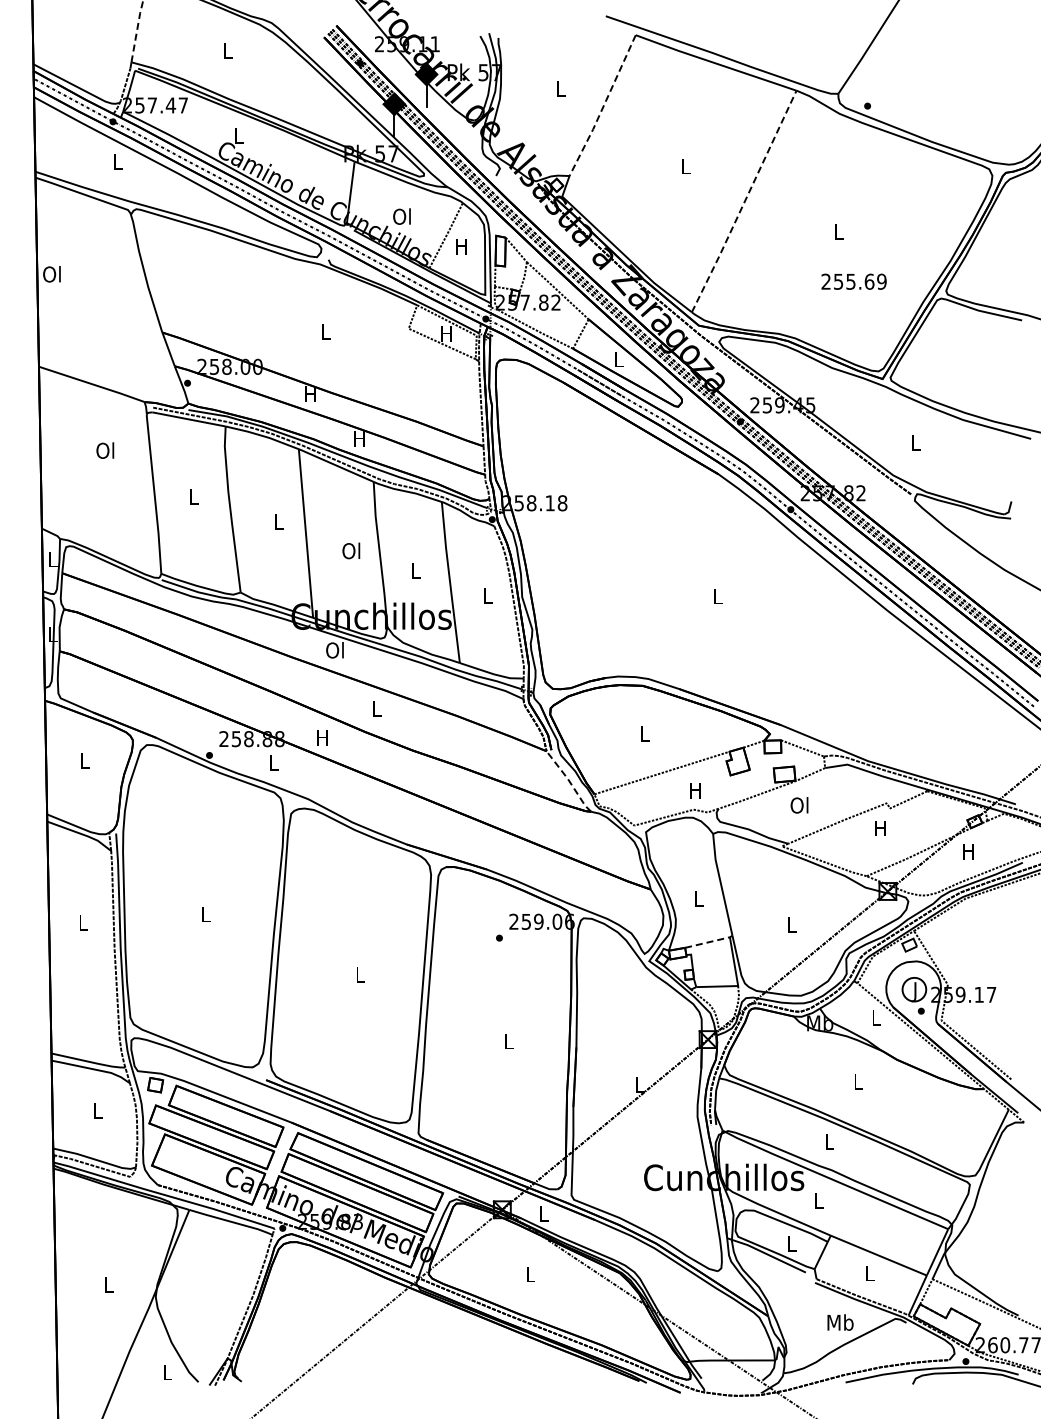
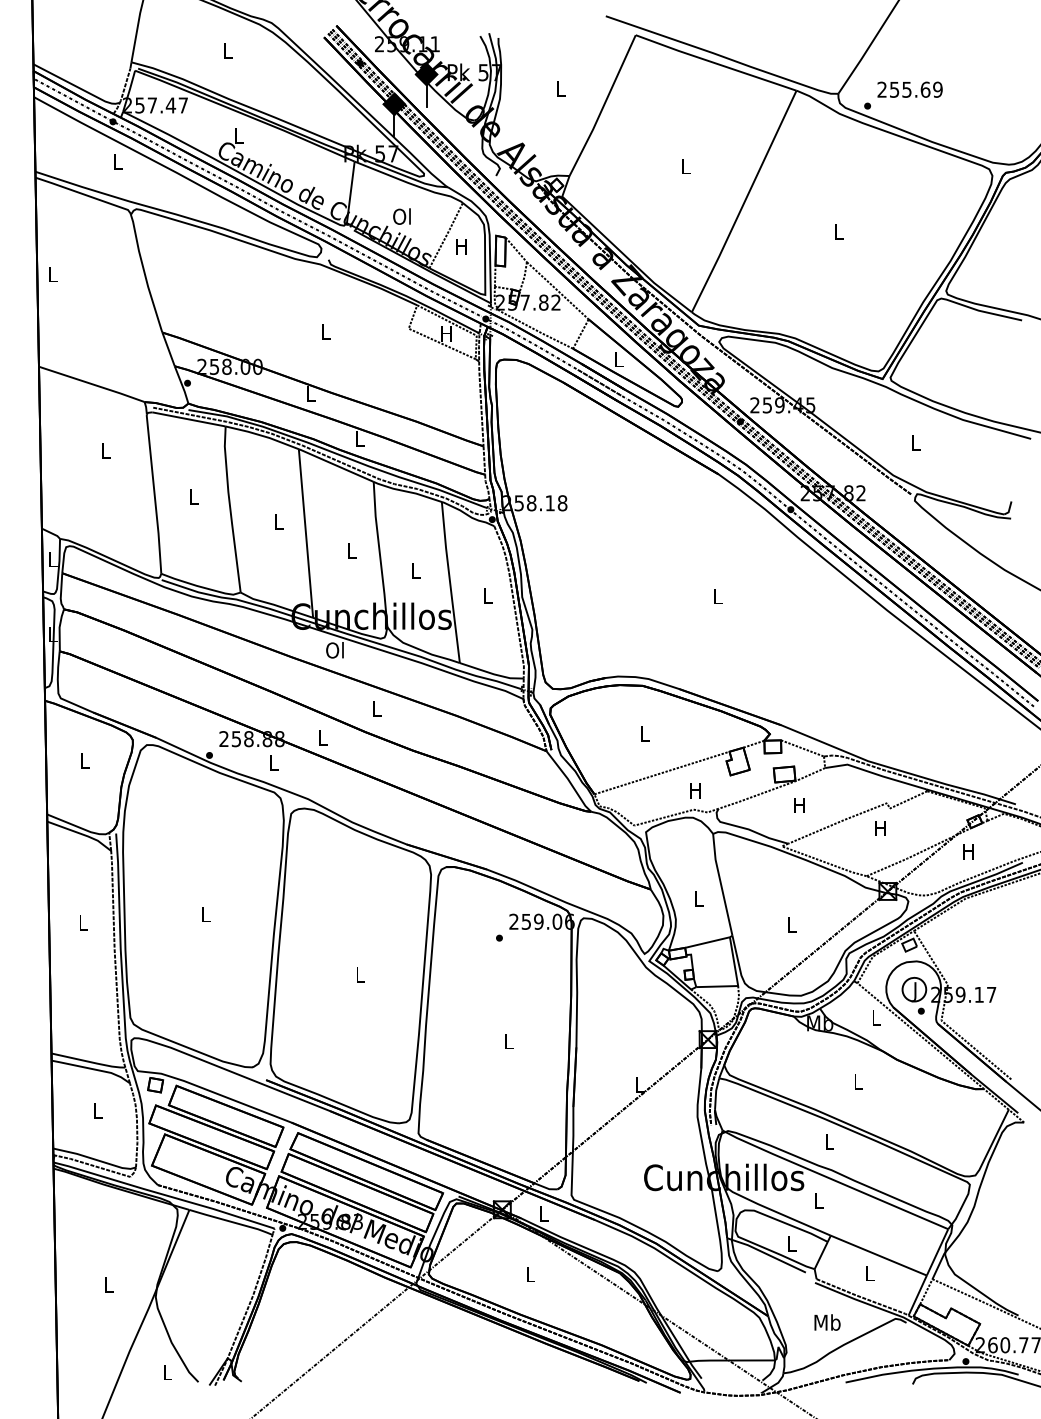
line: dashed -> solid (137, 30)
line: dashed -> solid (603, 106)
line: dashed -> solid (744, 202)
text: Ol -> L (51, 274)
text position: (853, 281) -> (909, 89) (909, 89)
text: H -> L (310, 393)
text: H -> L (359, 438)
text: Ol -> L (105, 450)
text: Ol -> L (351, 550)
text: H -> L (322, 737)
line: dashed -> solid (569, 781)
text: Ol -> H (799, 805)
line: dashed -> solid (708, 942)
text position: (840, 1322) -> (827, 1322) (827, 1322)
